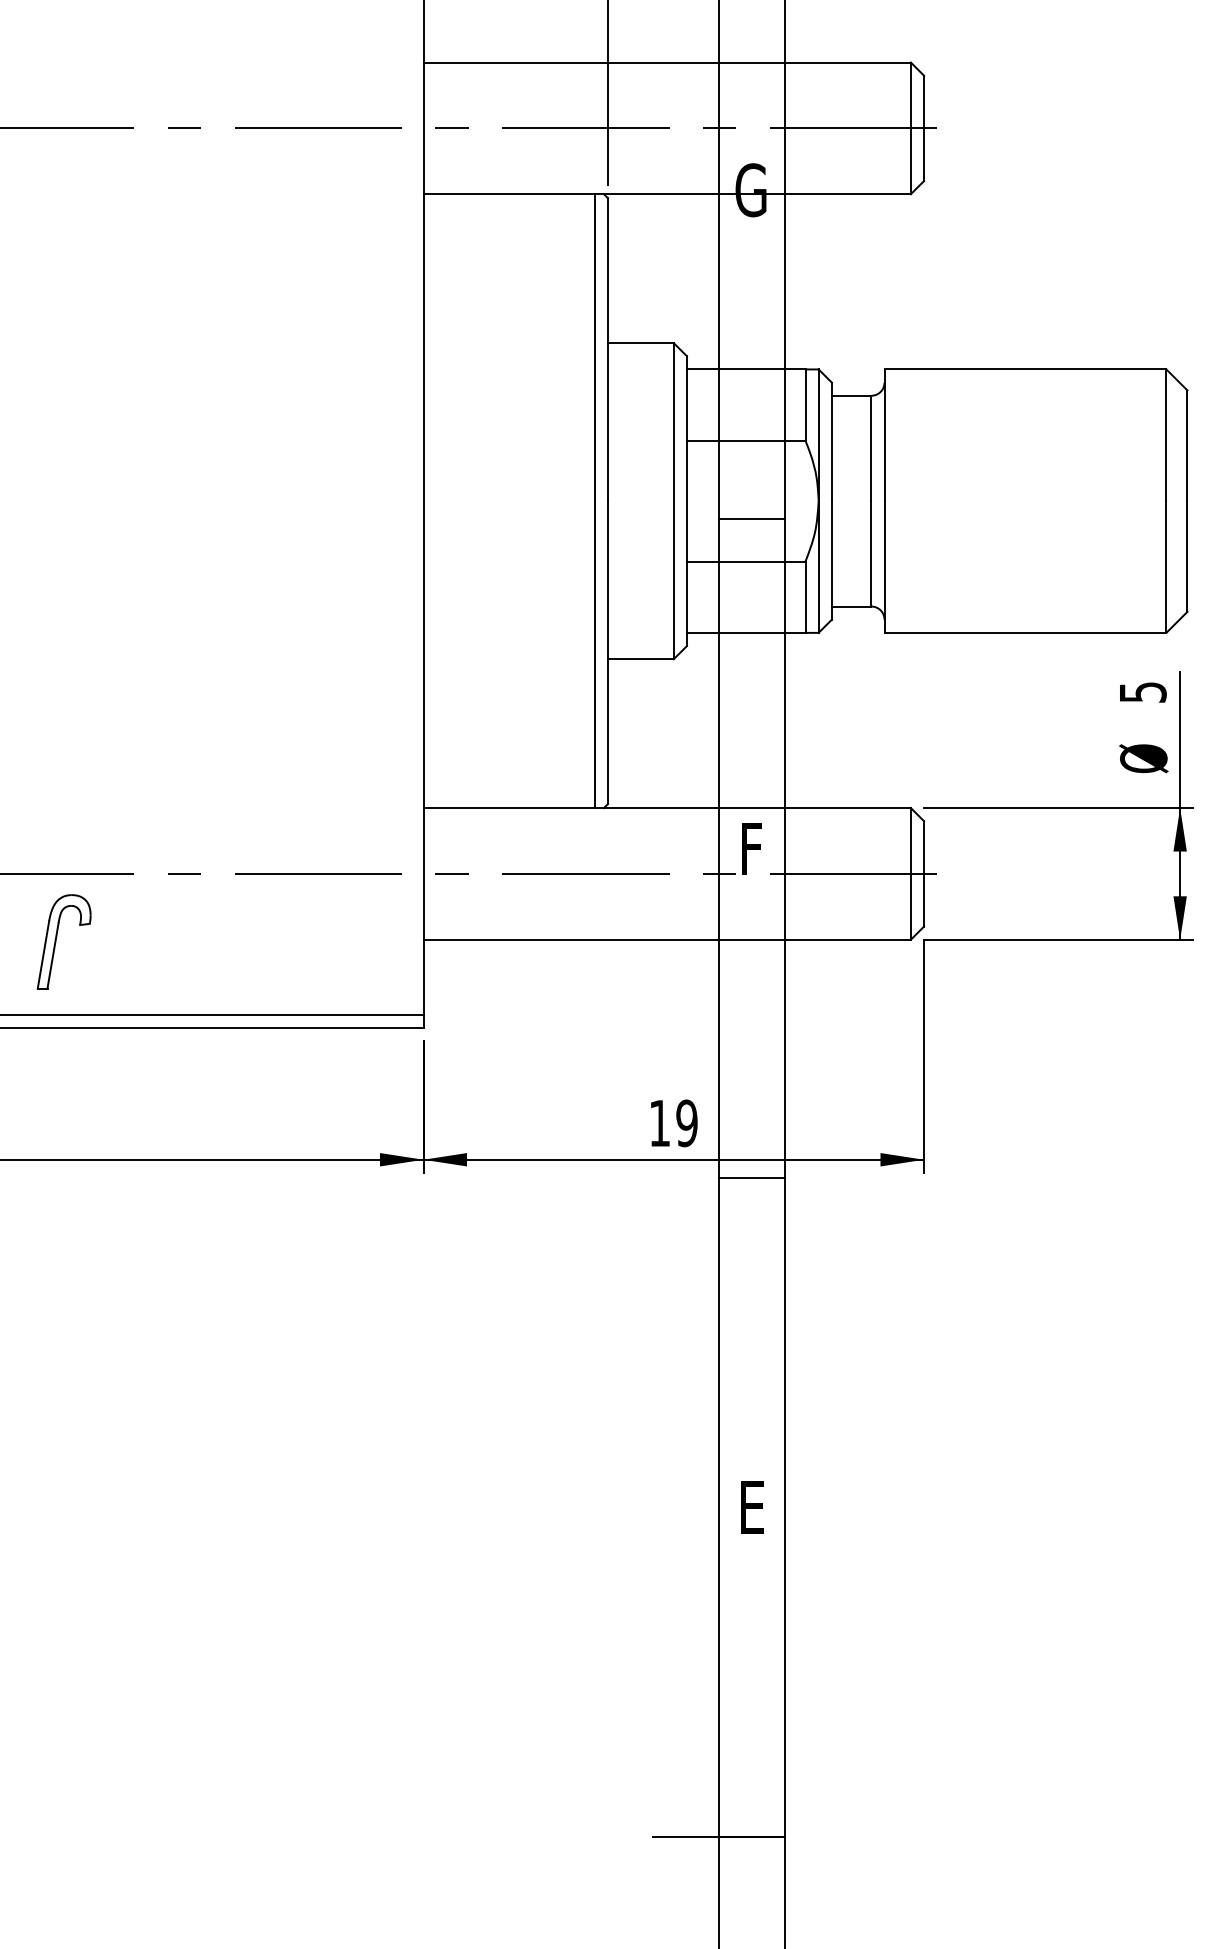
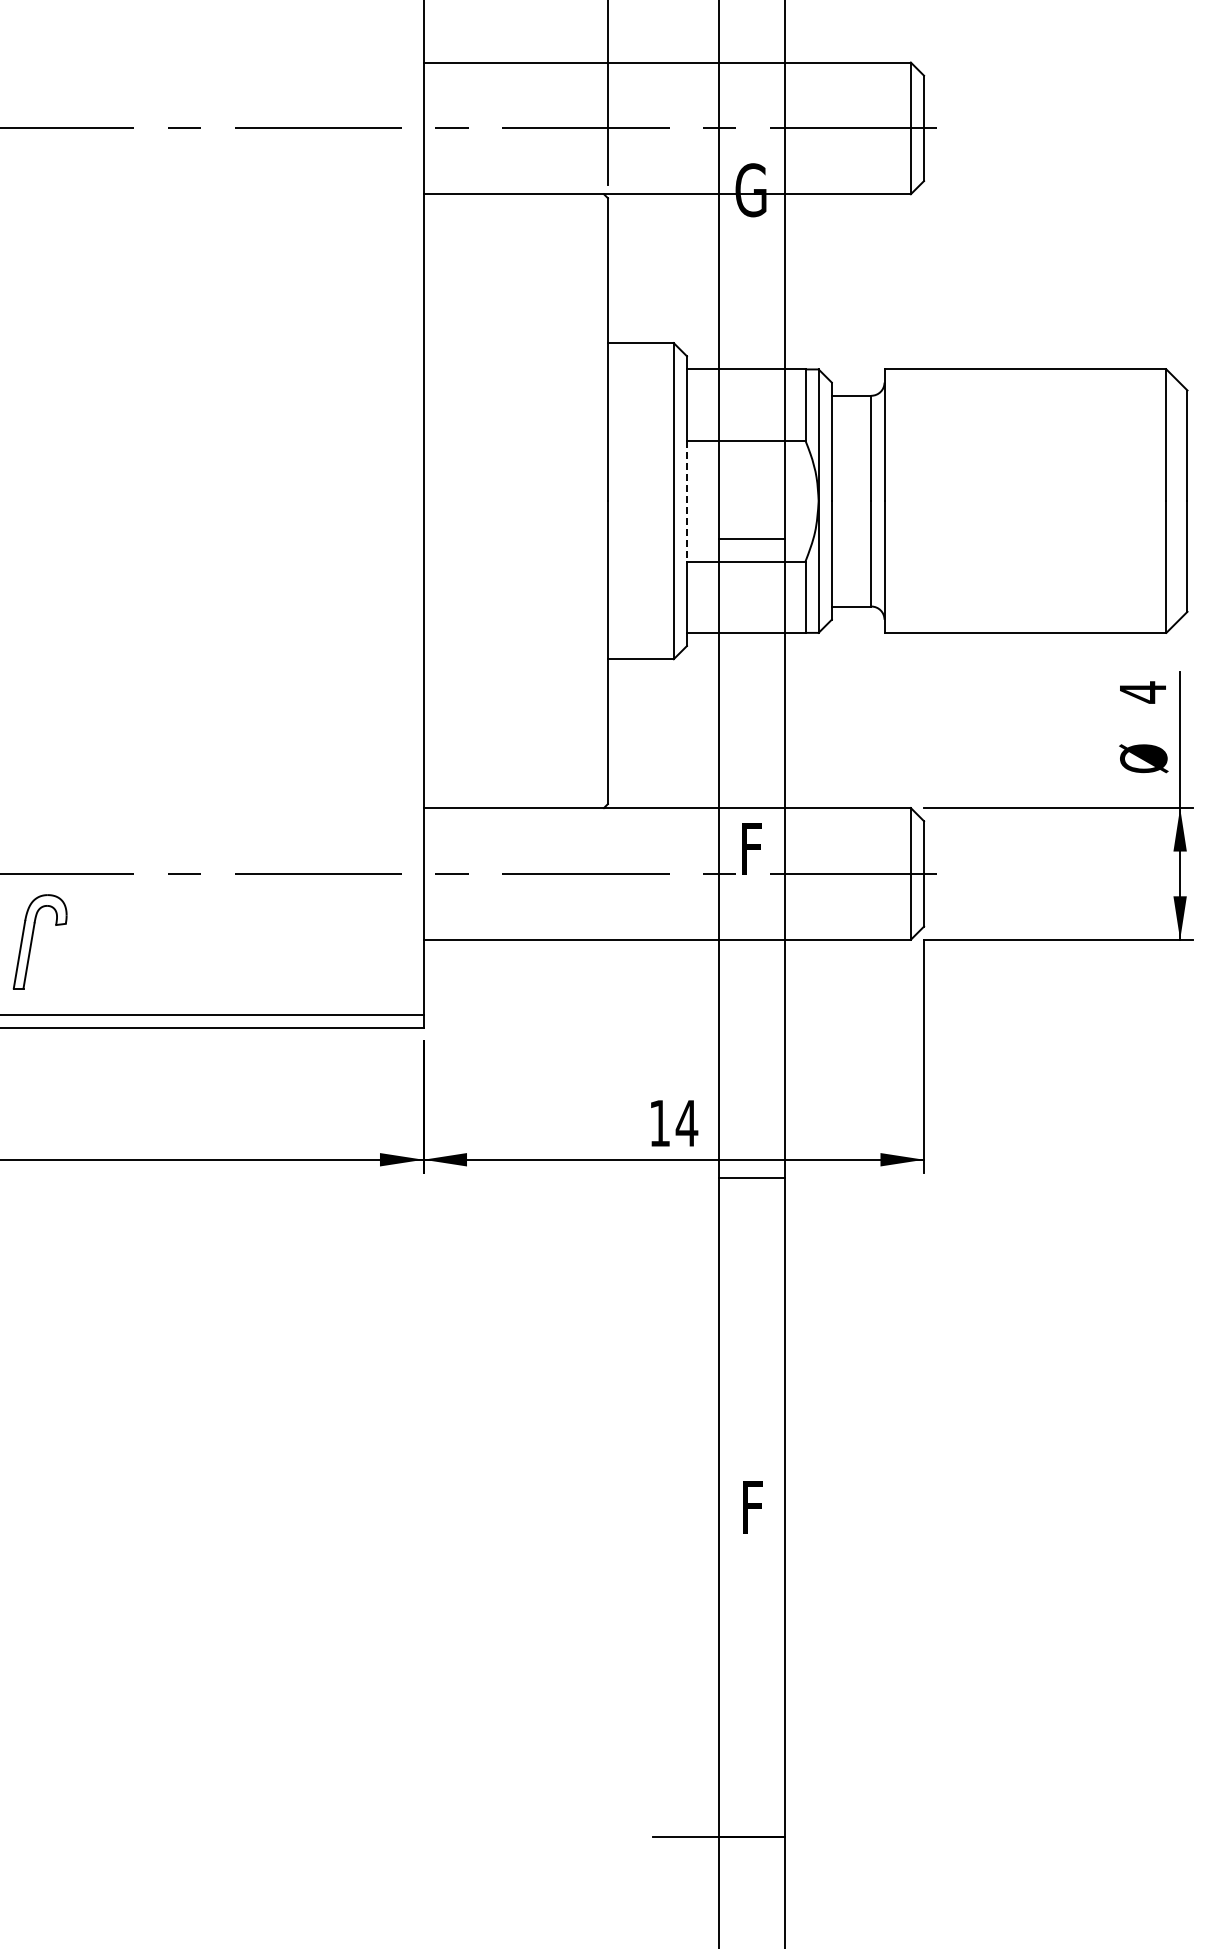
line: present -> none (594, 501)
line: solid -> dashed (686, 501)
line position: (751, 519) -> (751, 539) (751, 539)
text: 5 -> 4 (1143, 692)
part position: (56, 941) -> (32, 941) (32, 941)
text: 19 -> 14 (686, 1123)
text: E -> F (752, 1507)
